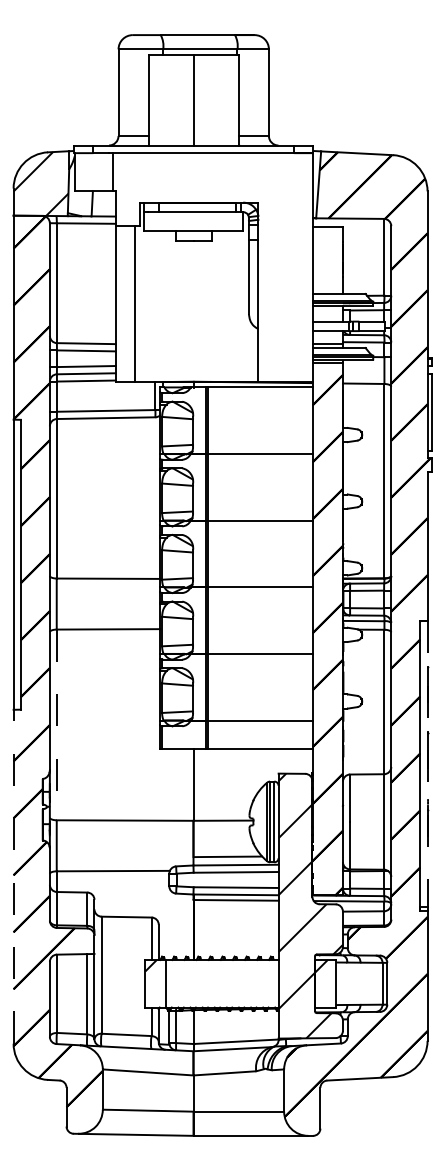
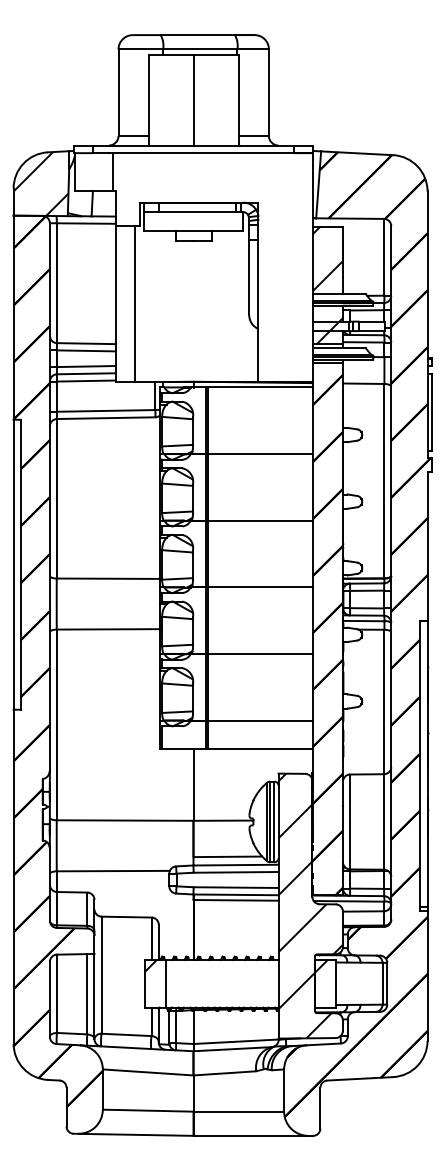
hatch: none -> present (327, 285)
line: dashed -> solid (56, 725)
line: dashed -> solid (427, 764)
line: dashed -> solid (13, 876)
